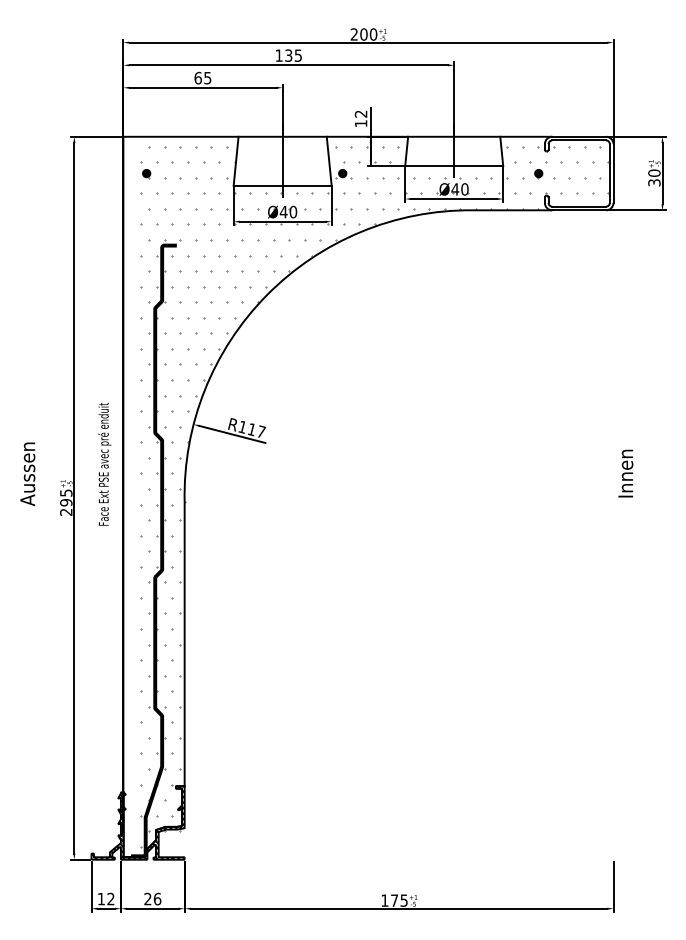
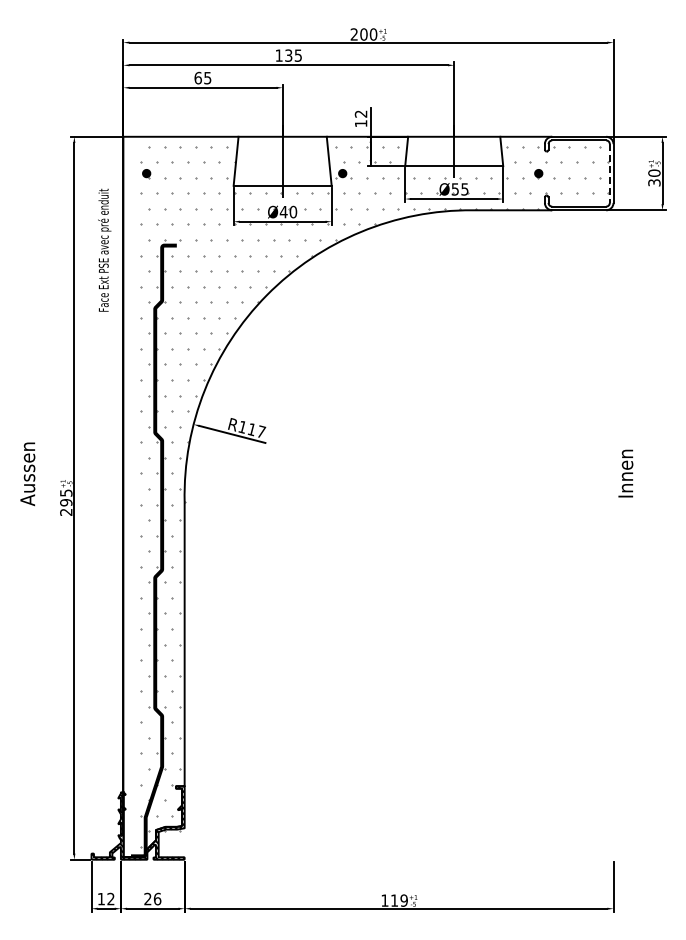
line: solid -> dashed (609, 174)
text: Ø40 -> Ø55 (459, 189)
text position: (104, 463) -> (104, 249) (104, 249)
text: 175 -> 119 (399, 900)
